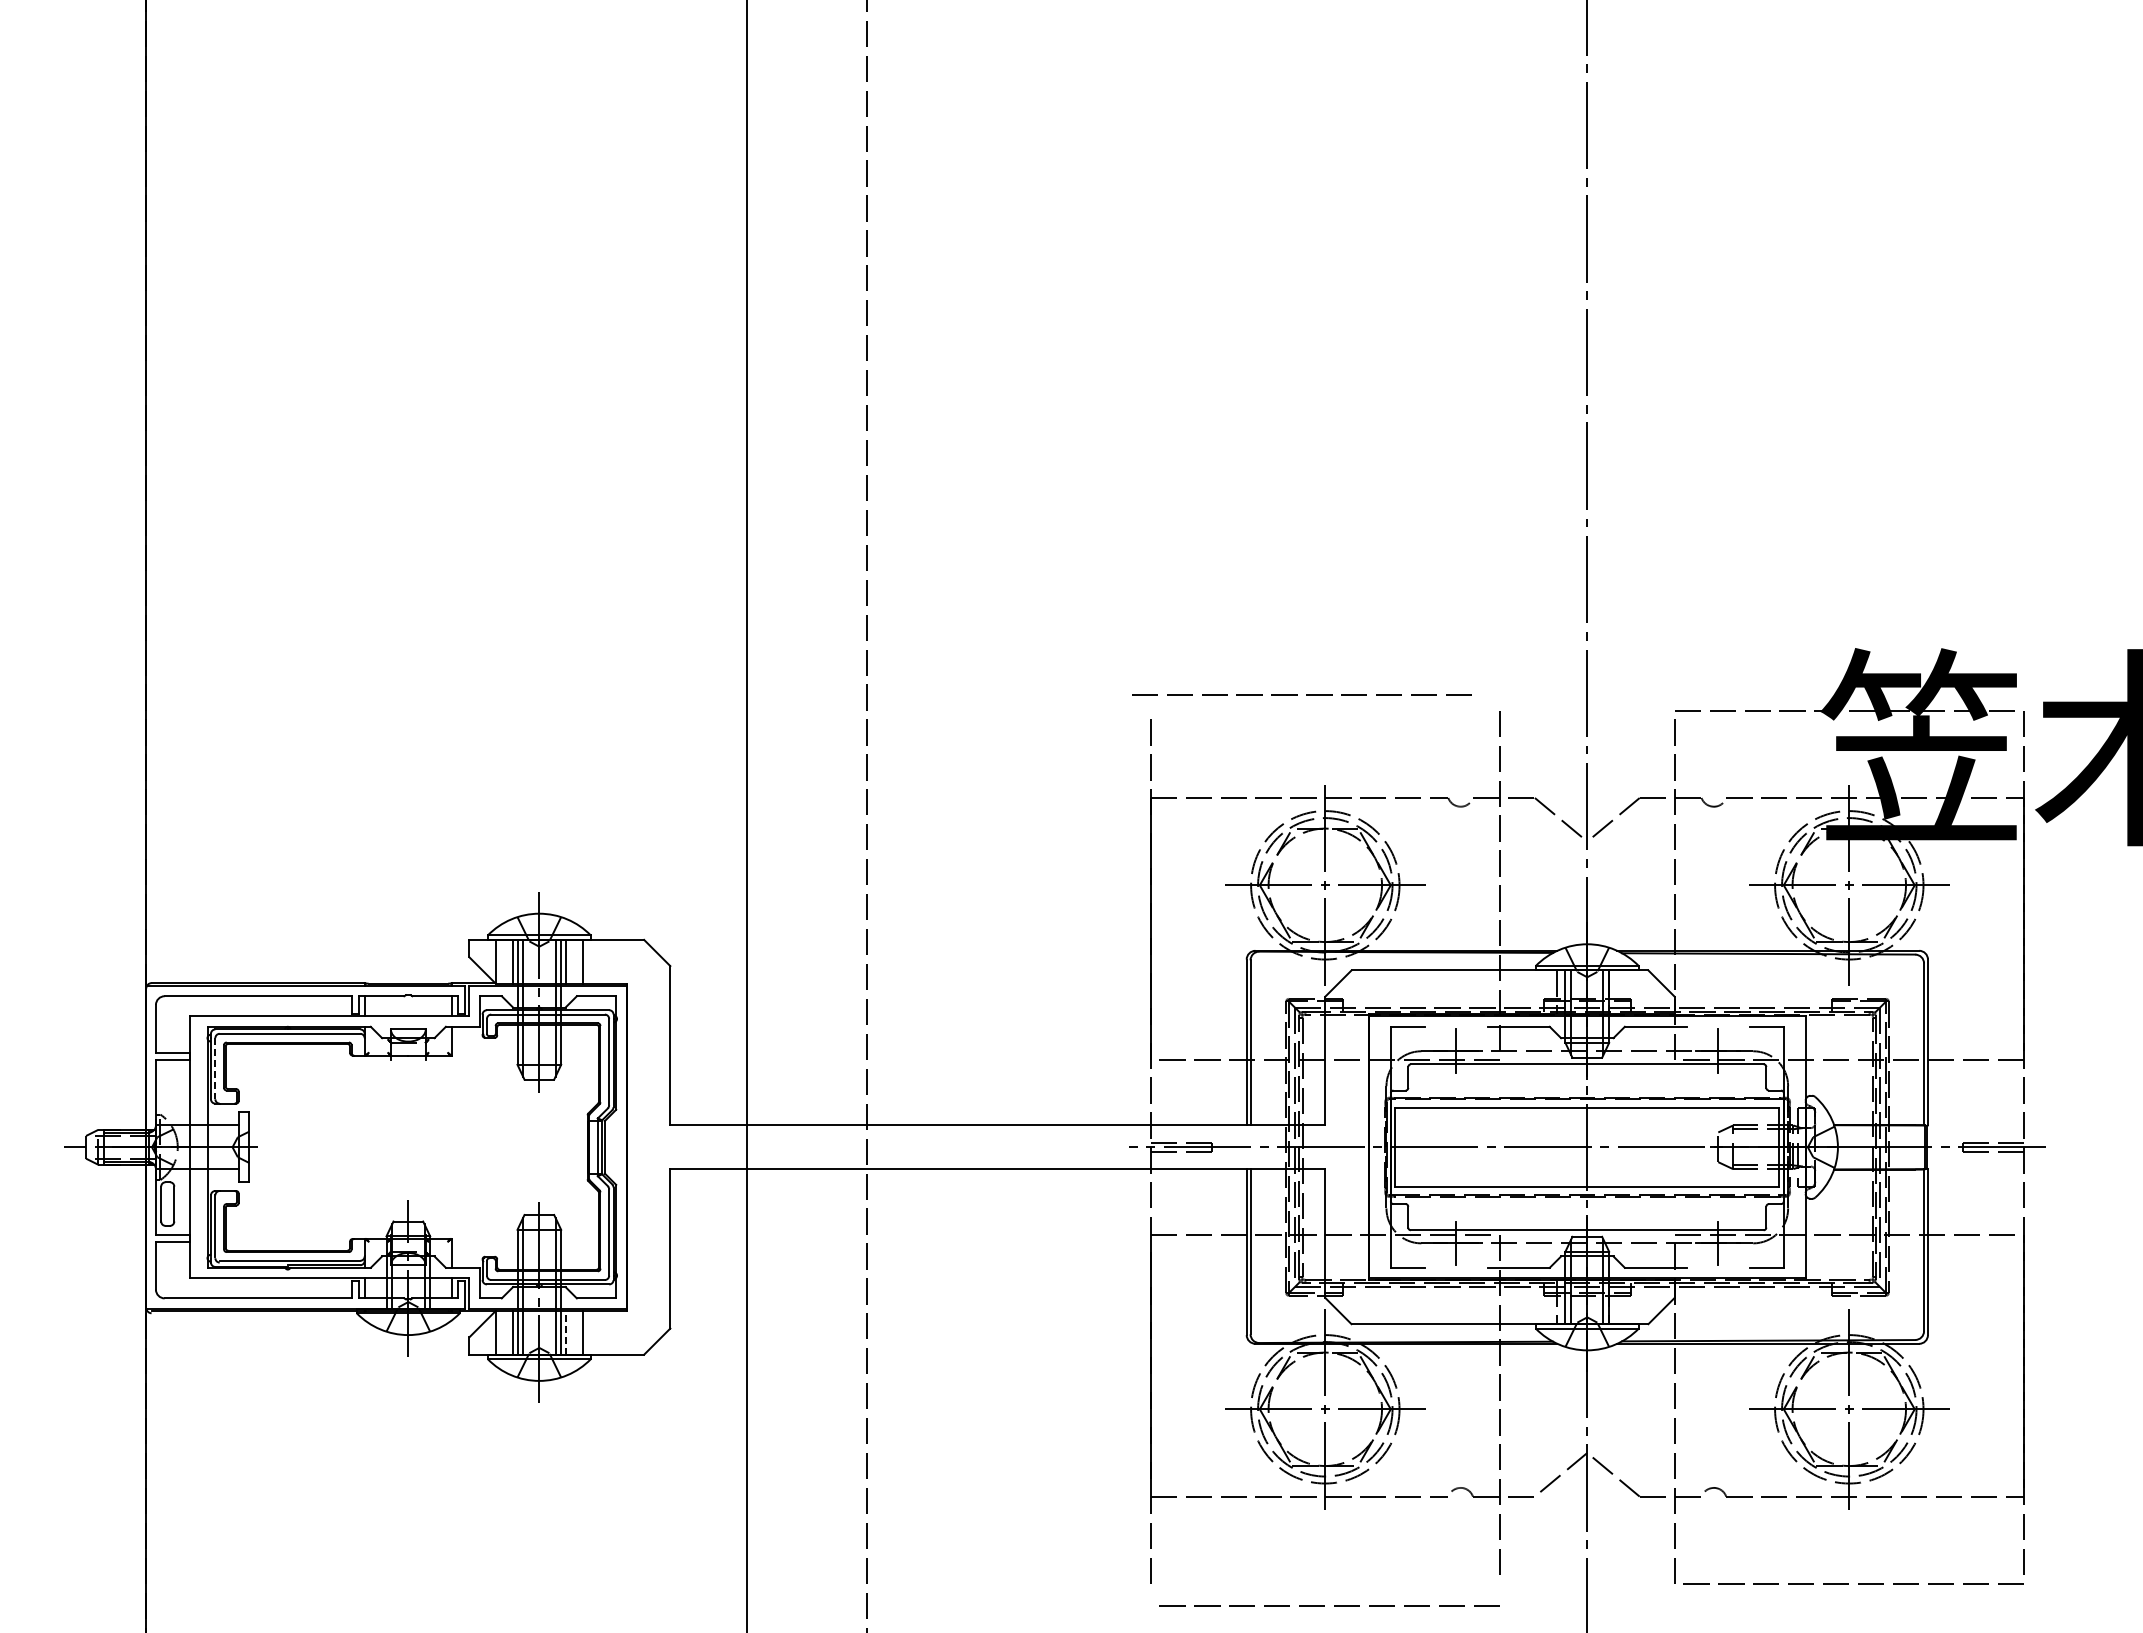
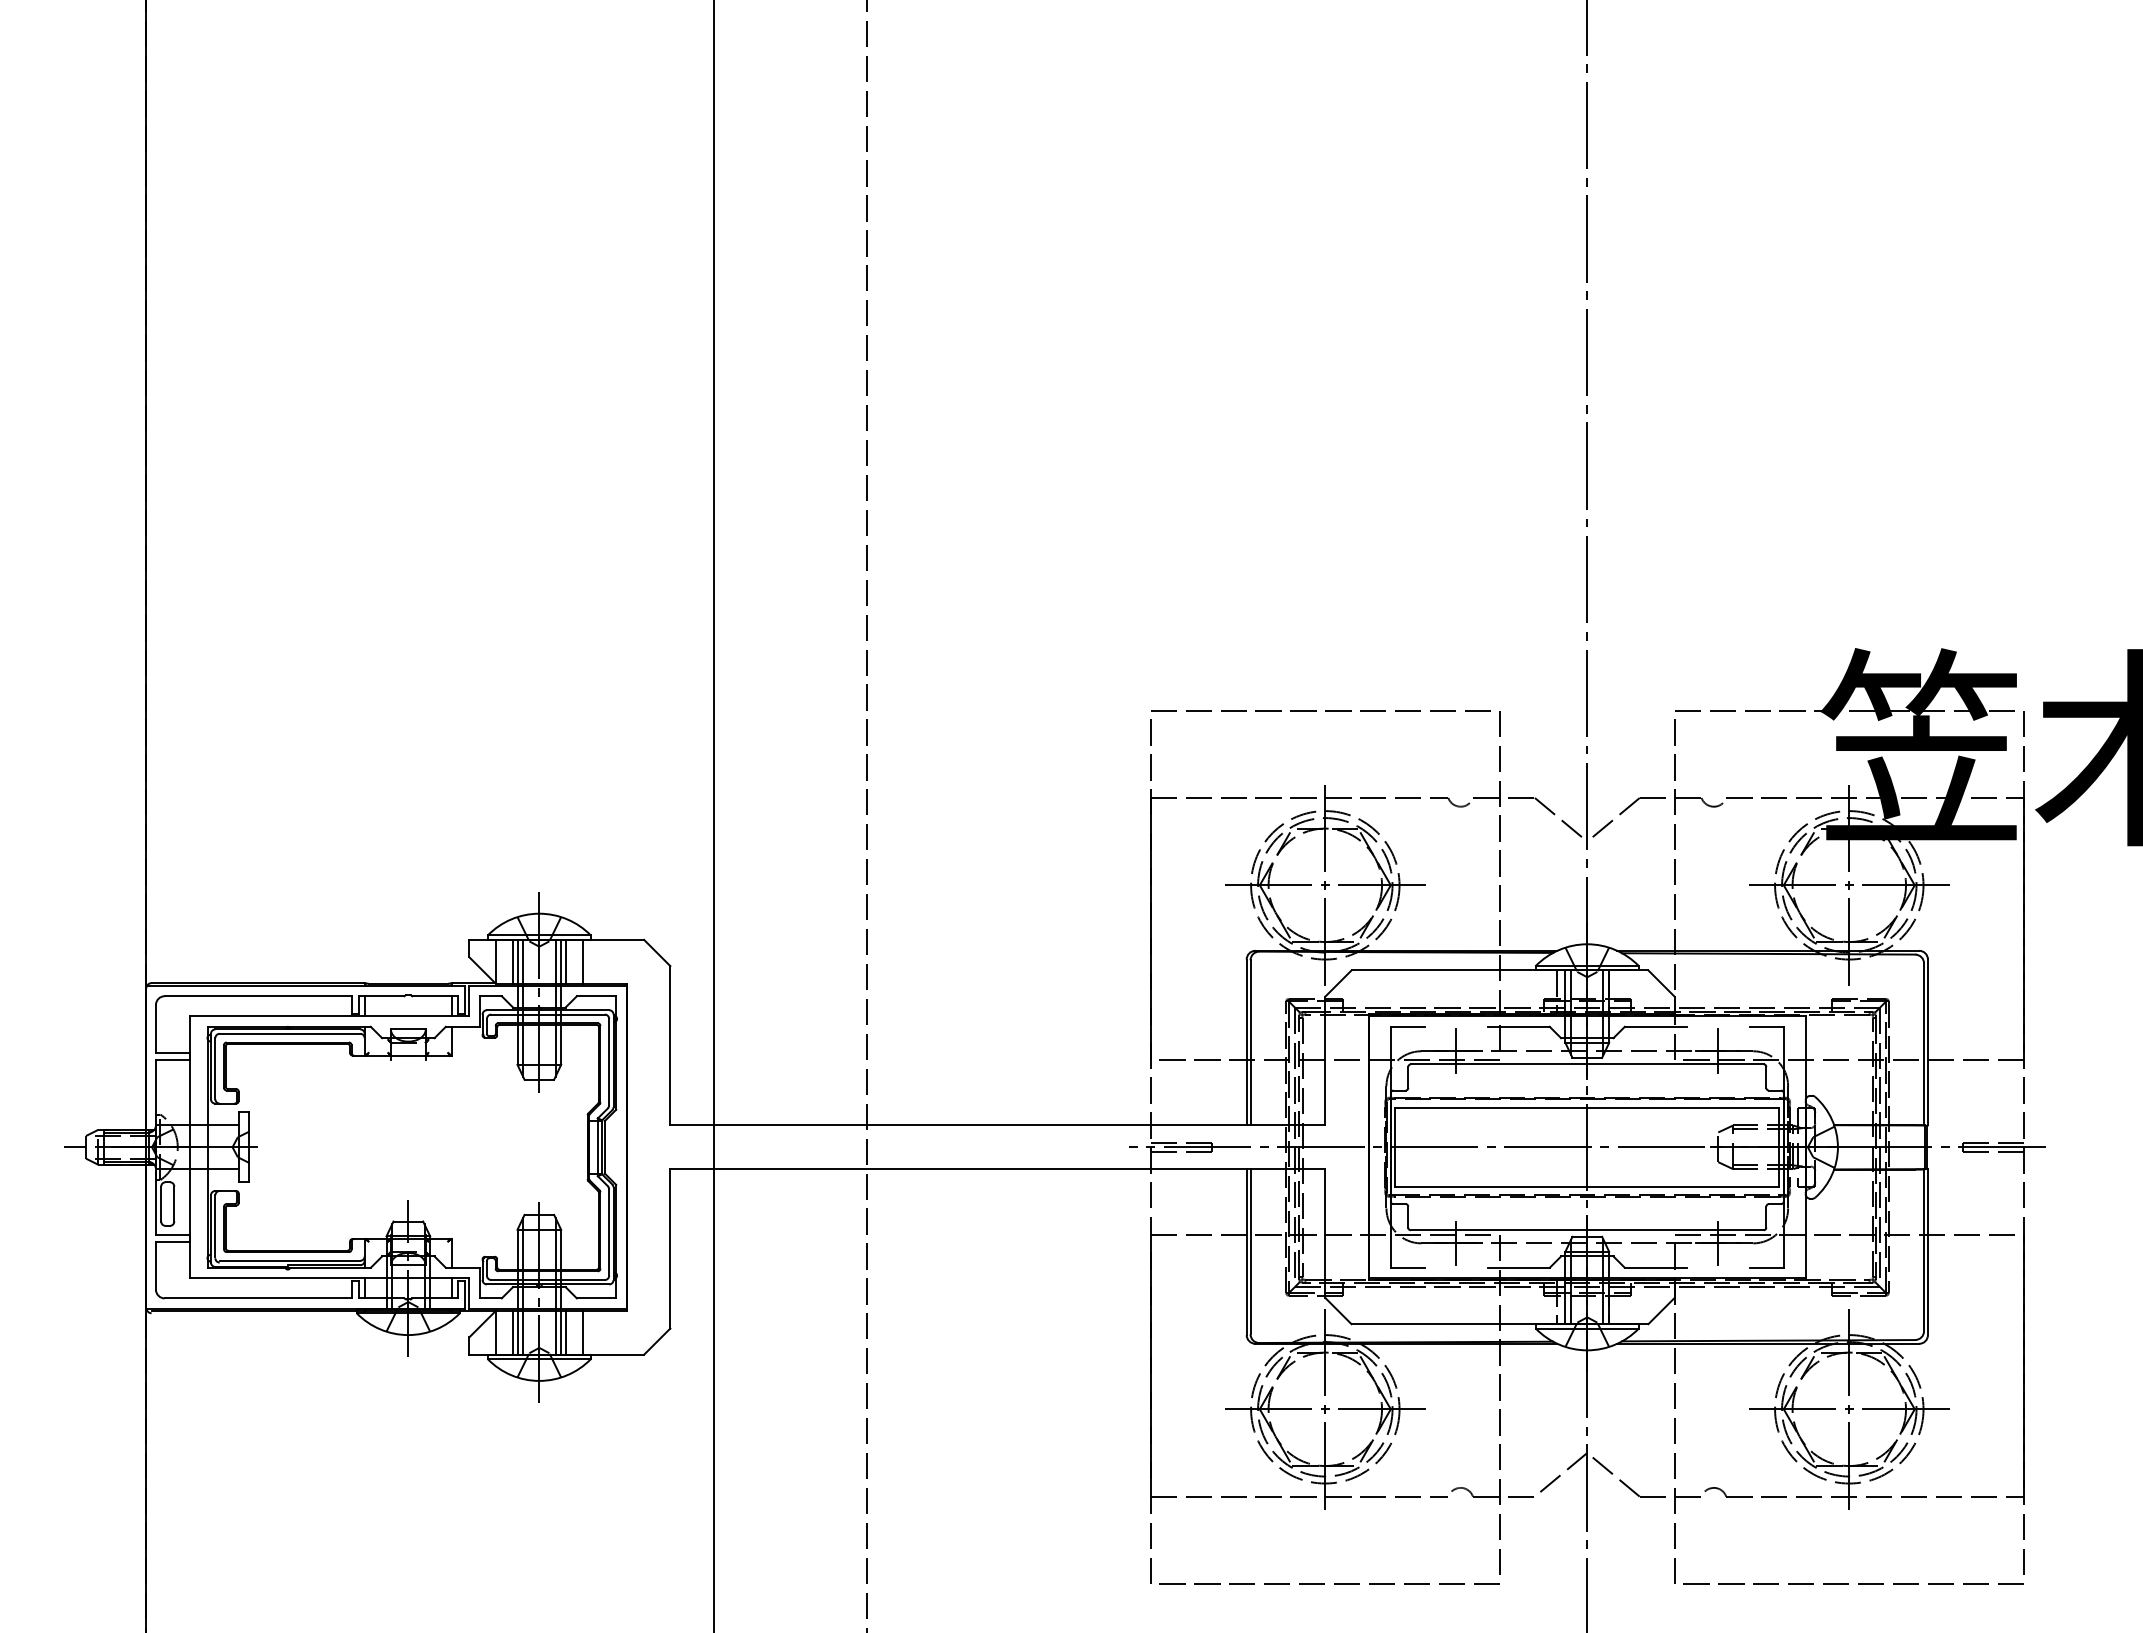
line position: (1297, 694) -> (1316, 710) (1316, 710)
line position: (747, 815) -> (714, 815) (714, 815)
line: dashed -> solid (215, 1068)
line: dashed -> solid (565, 1332)
line position: (1324, 1605) -> (1324, 1583) (1324, 1583)
